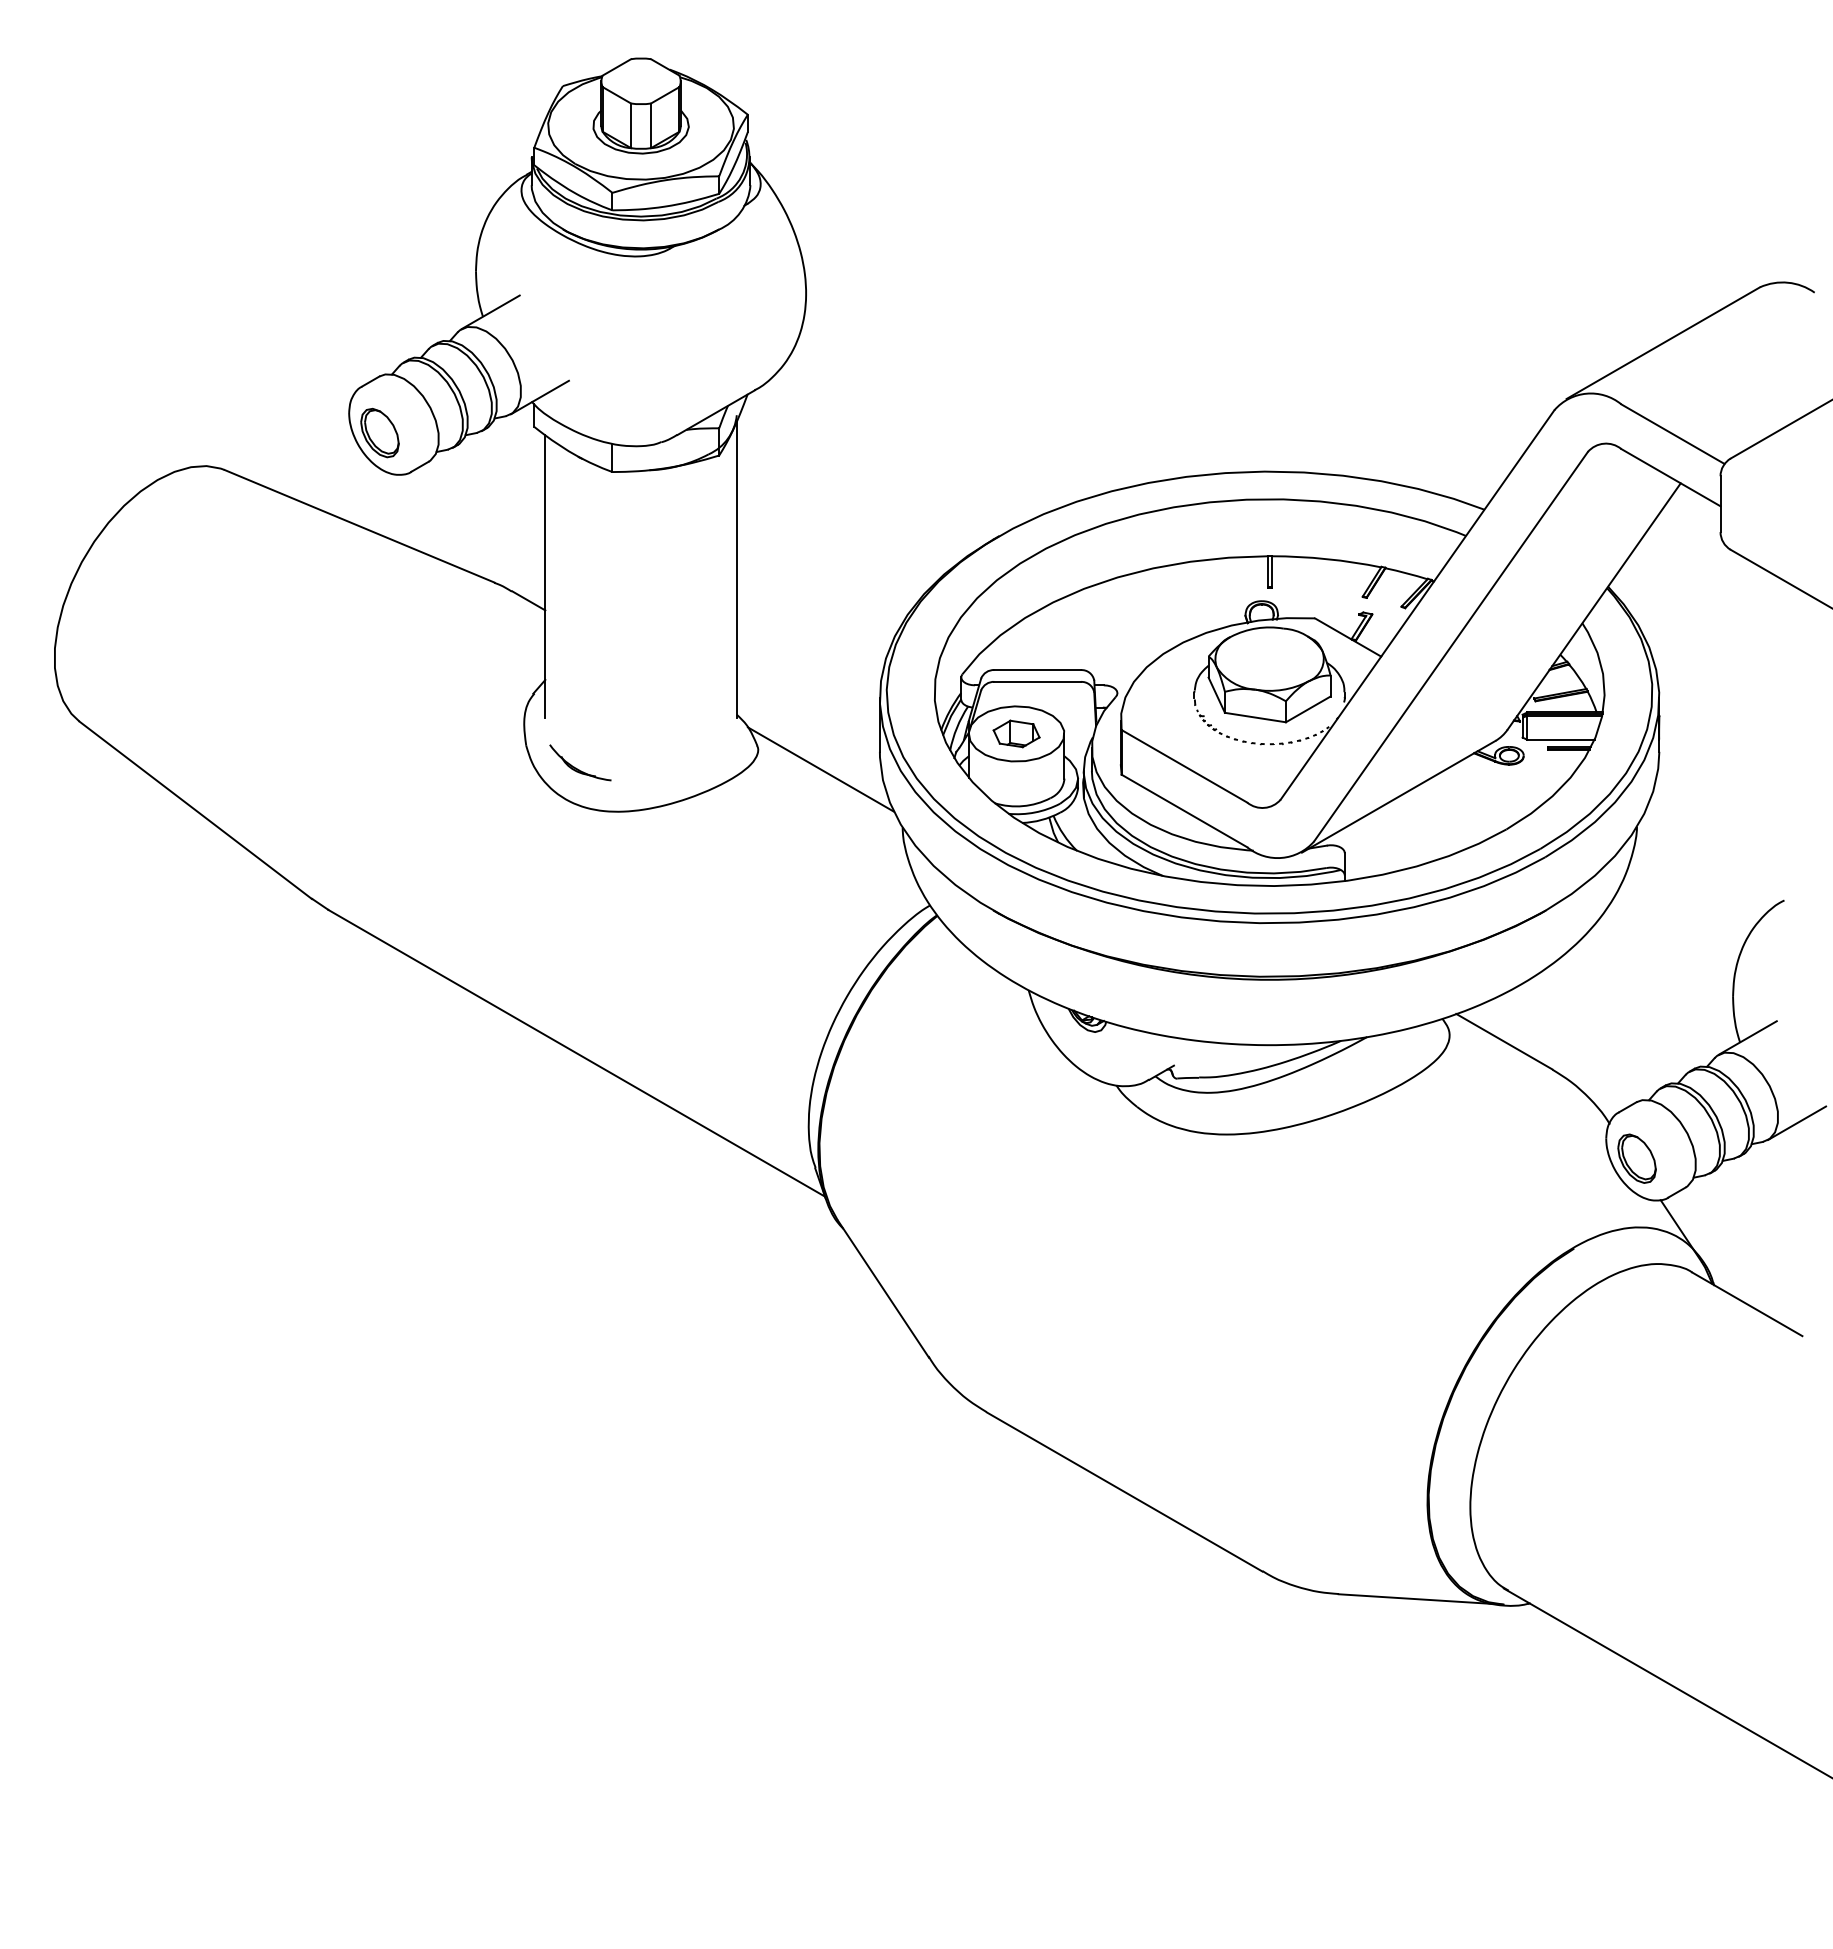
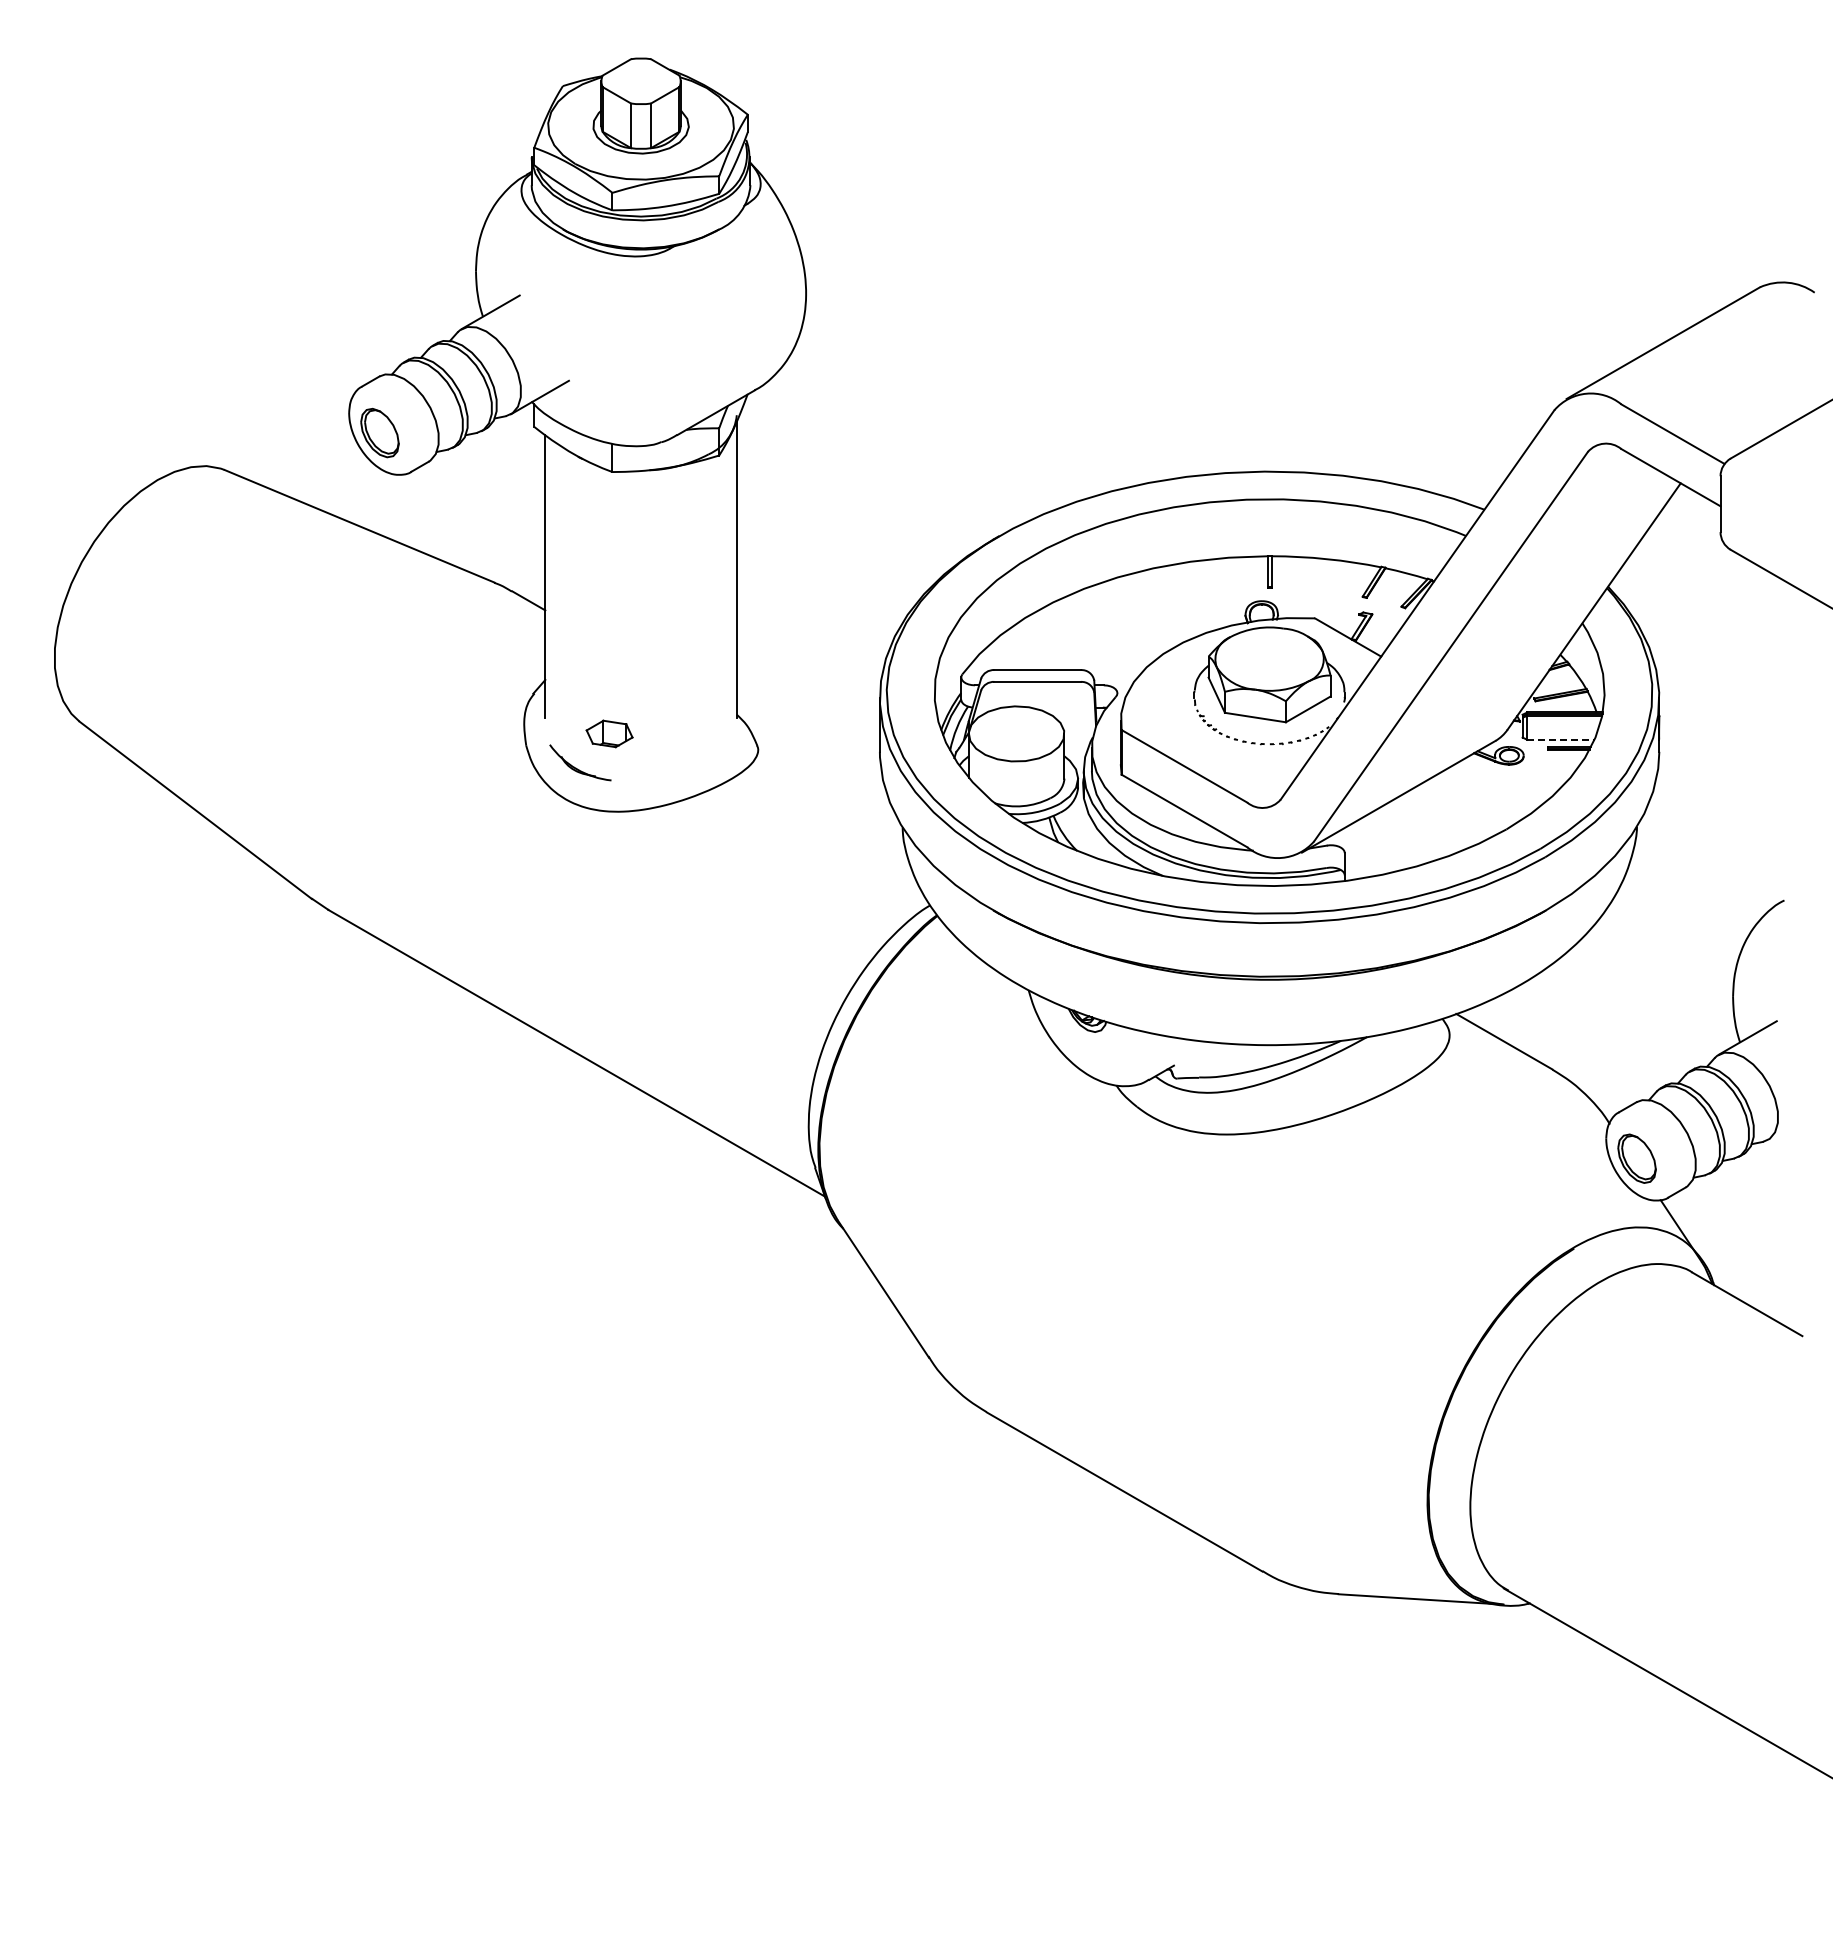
part position: (1016, 733) -> (609, 733) (609, 733)
line: solid -> dashed (1560, 739)
line: present -> none (820, 769)
line: present -> none (1797, 1123)
